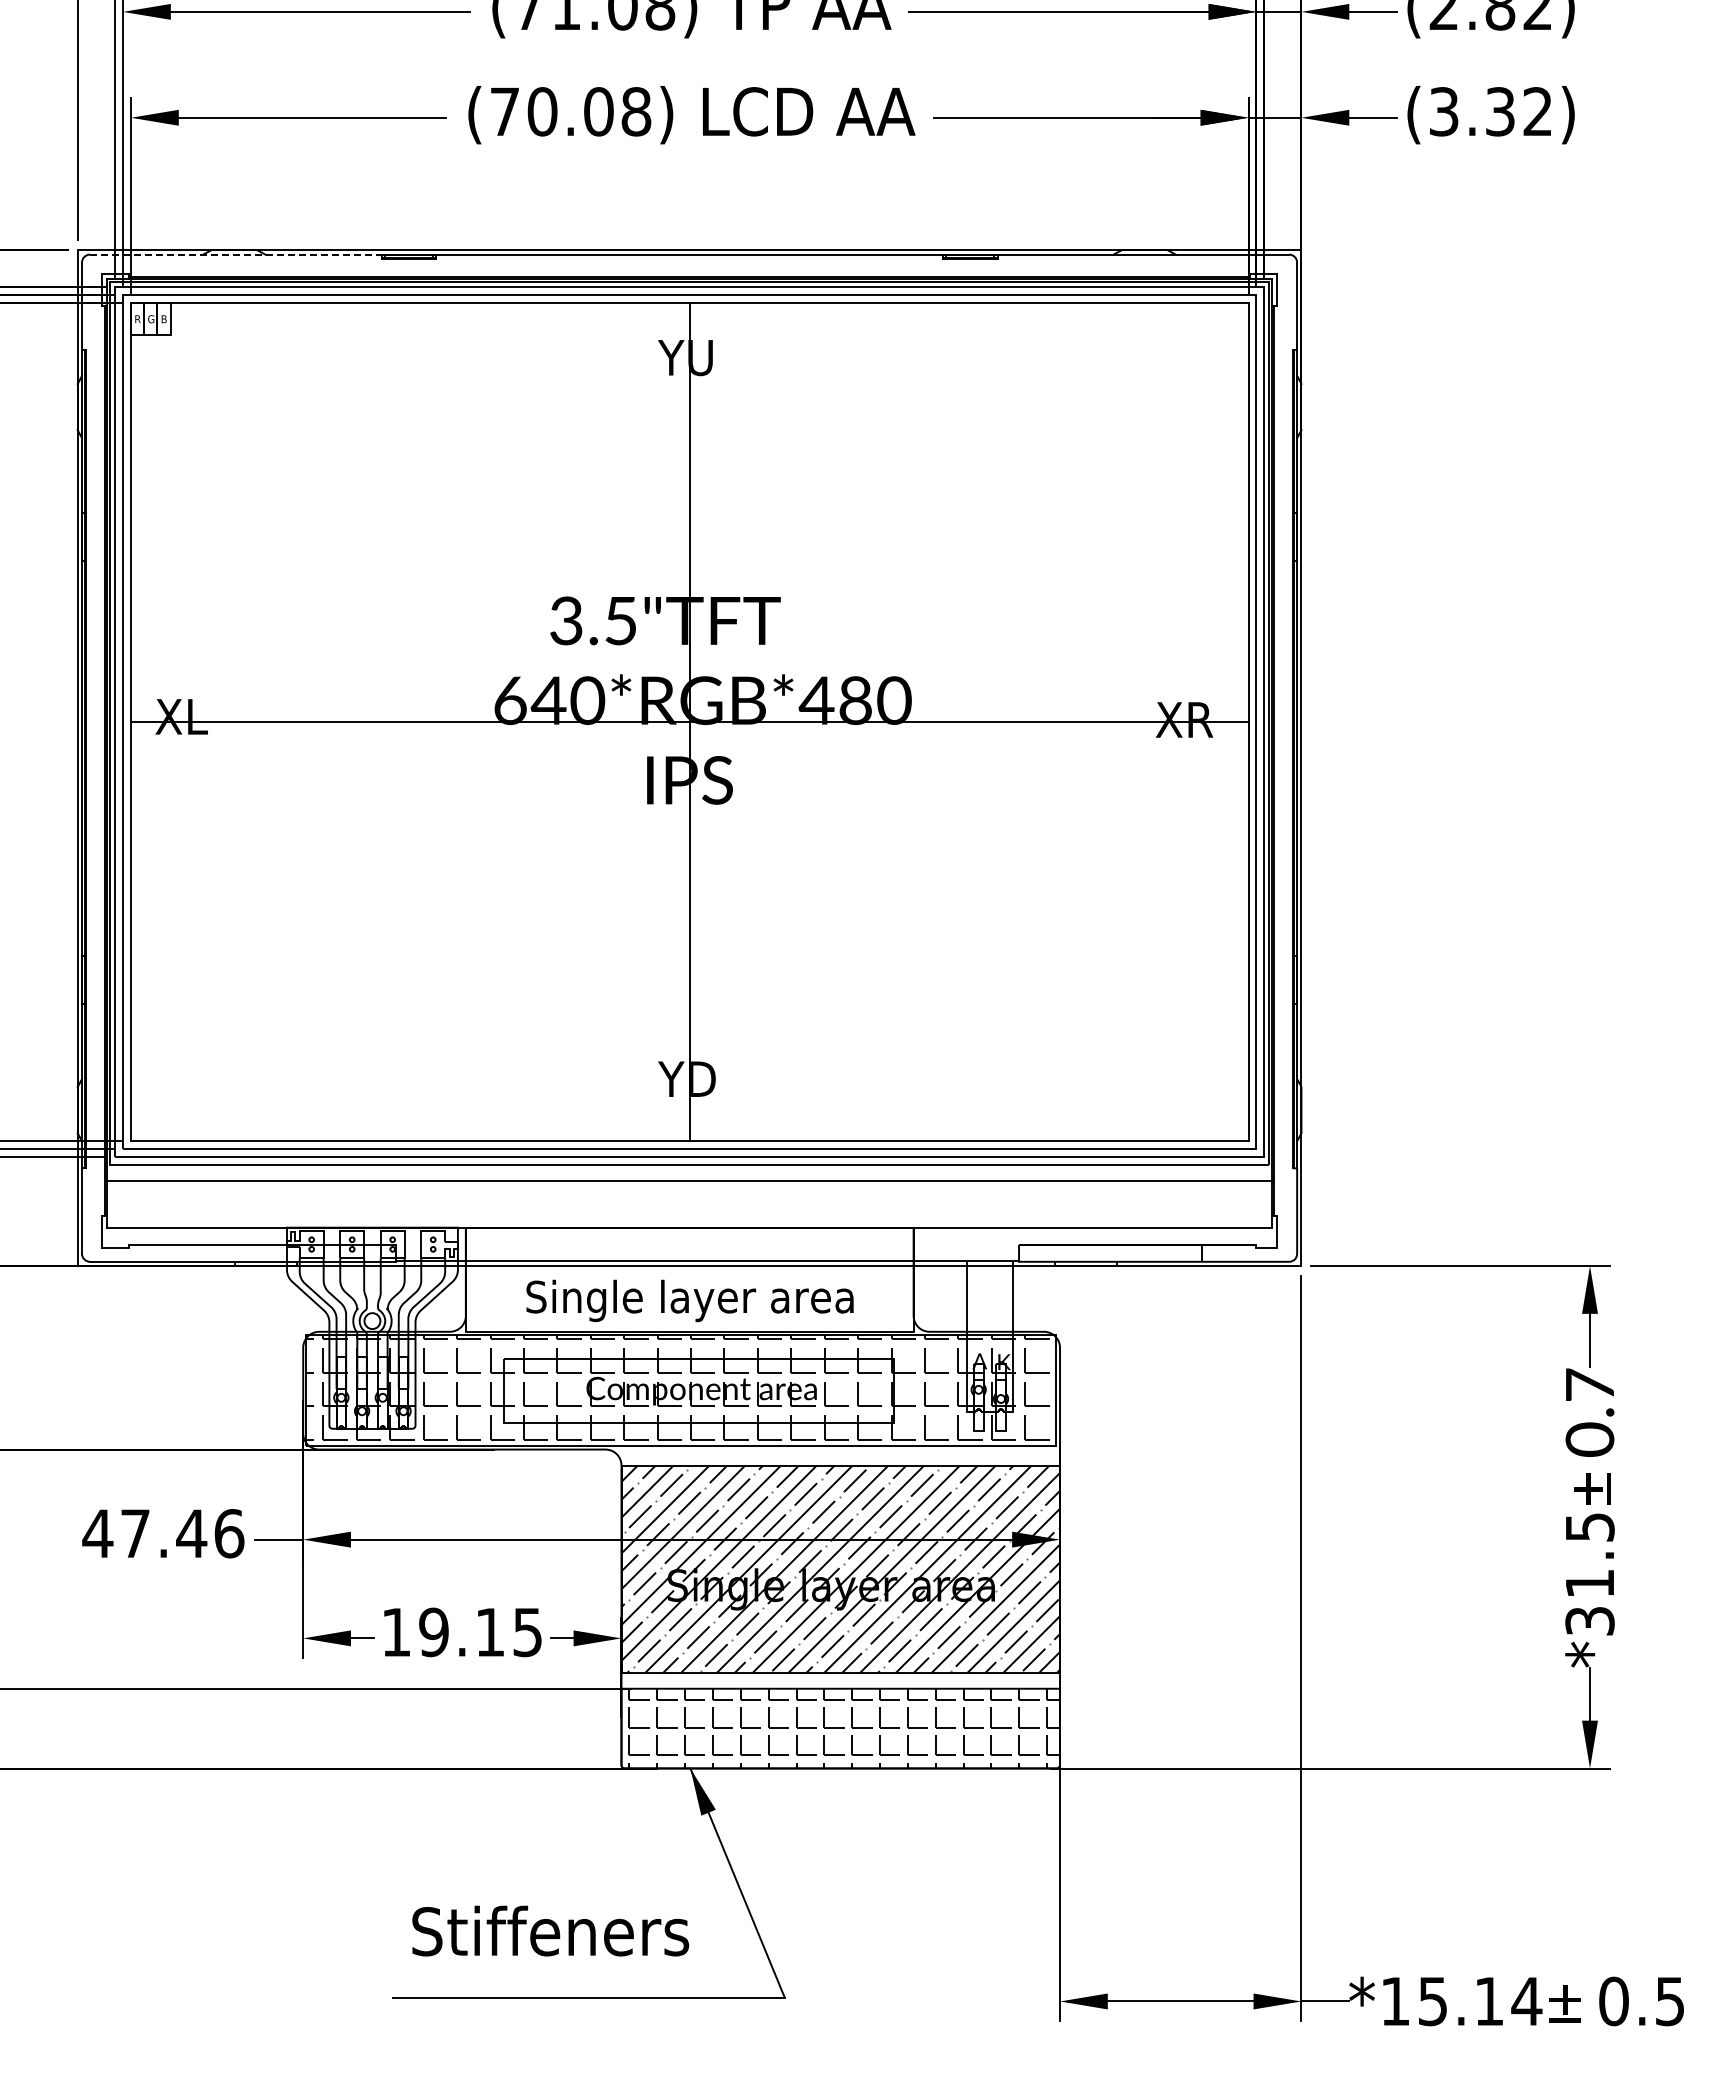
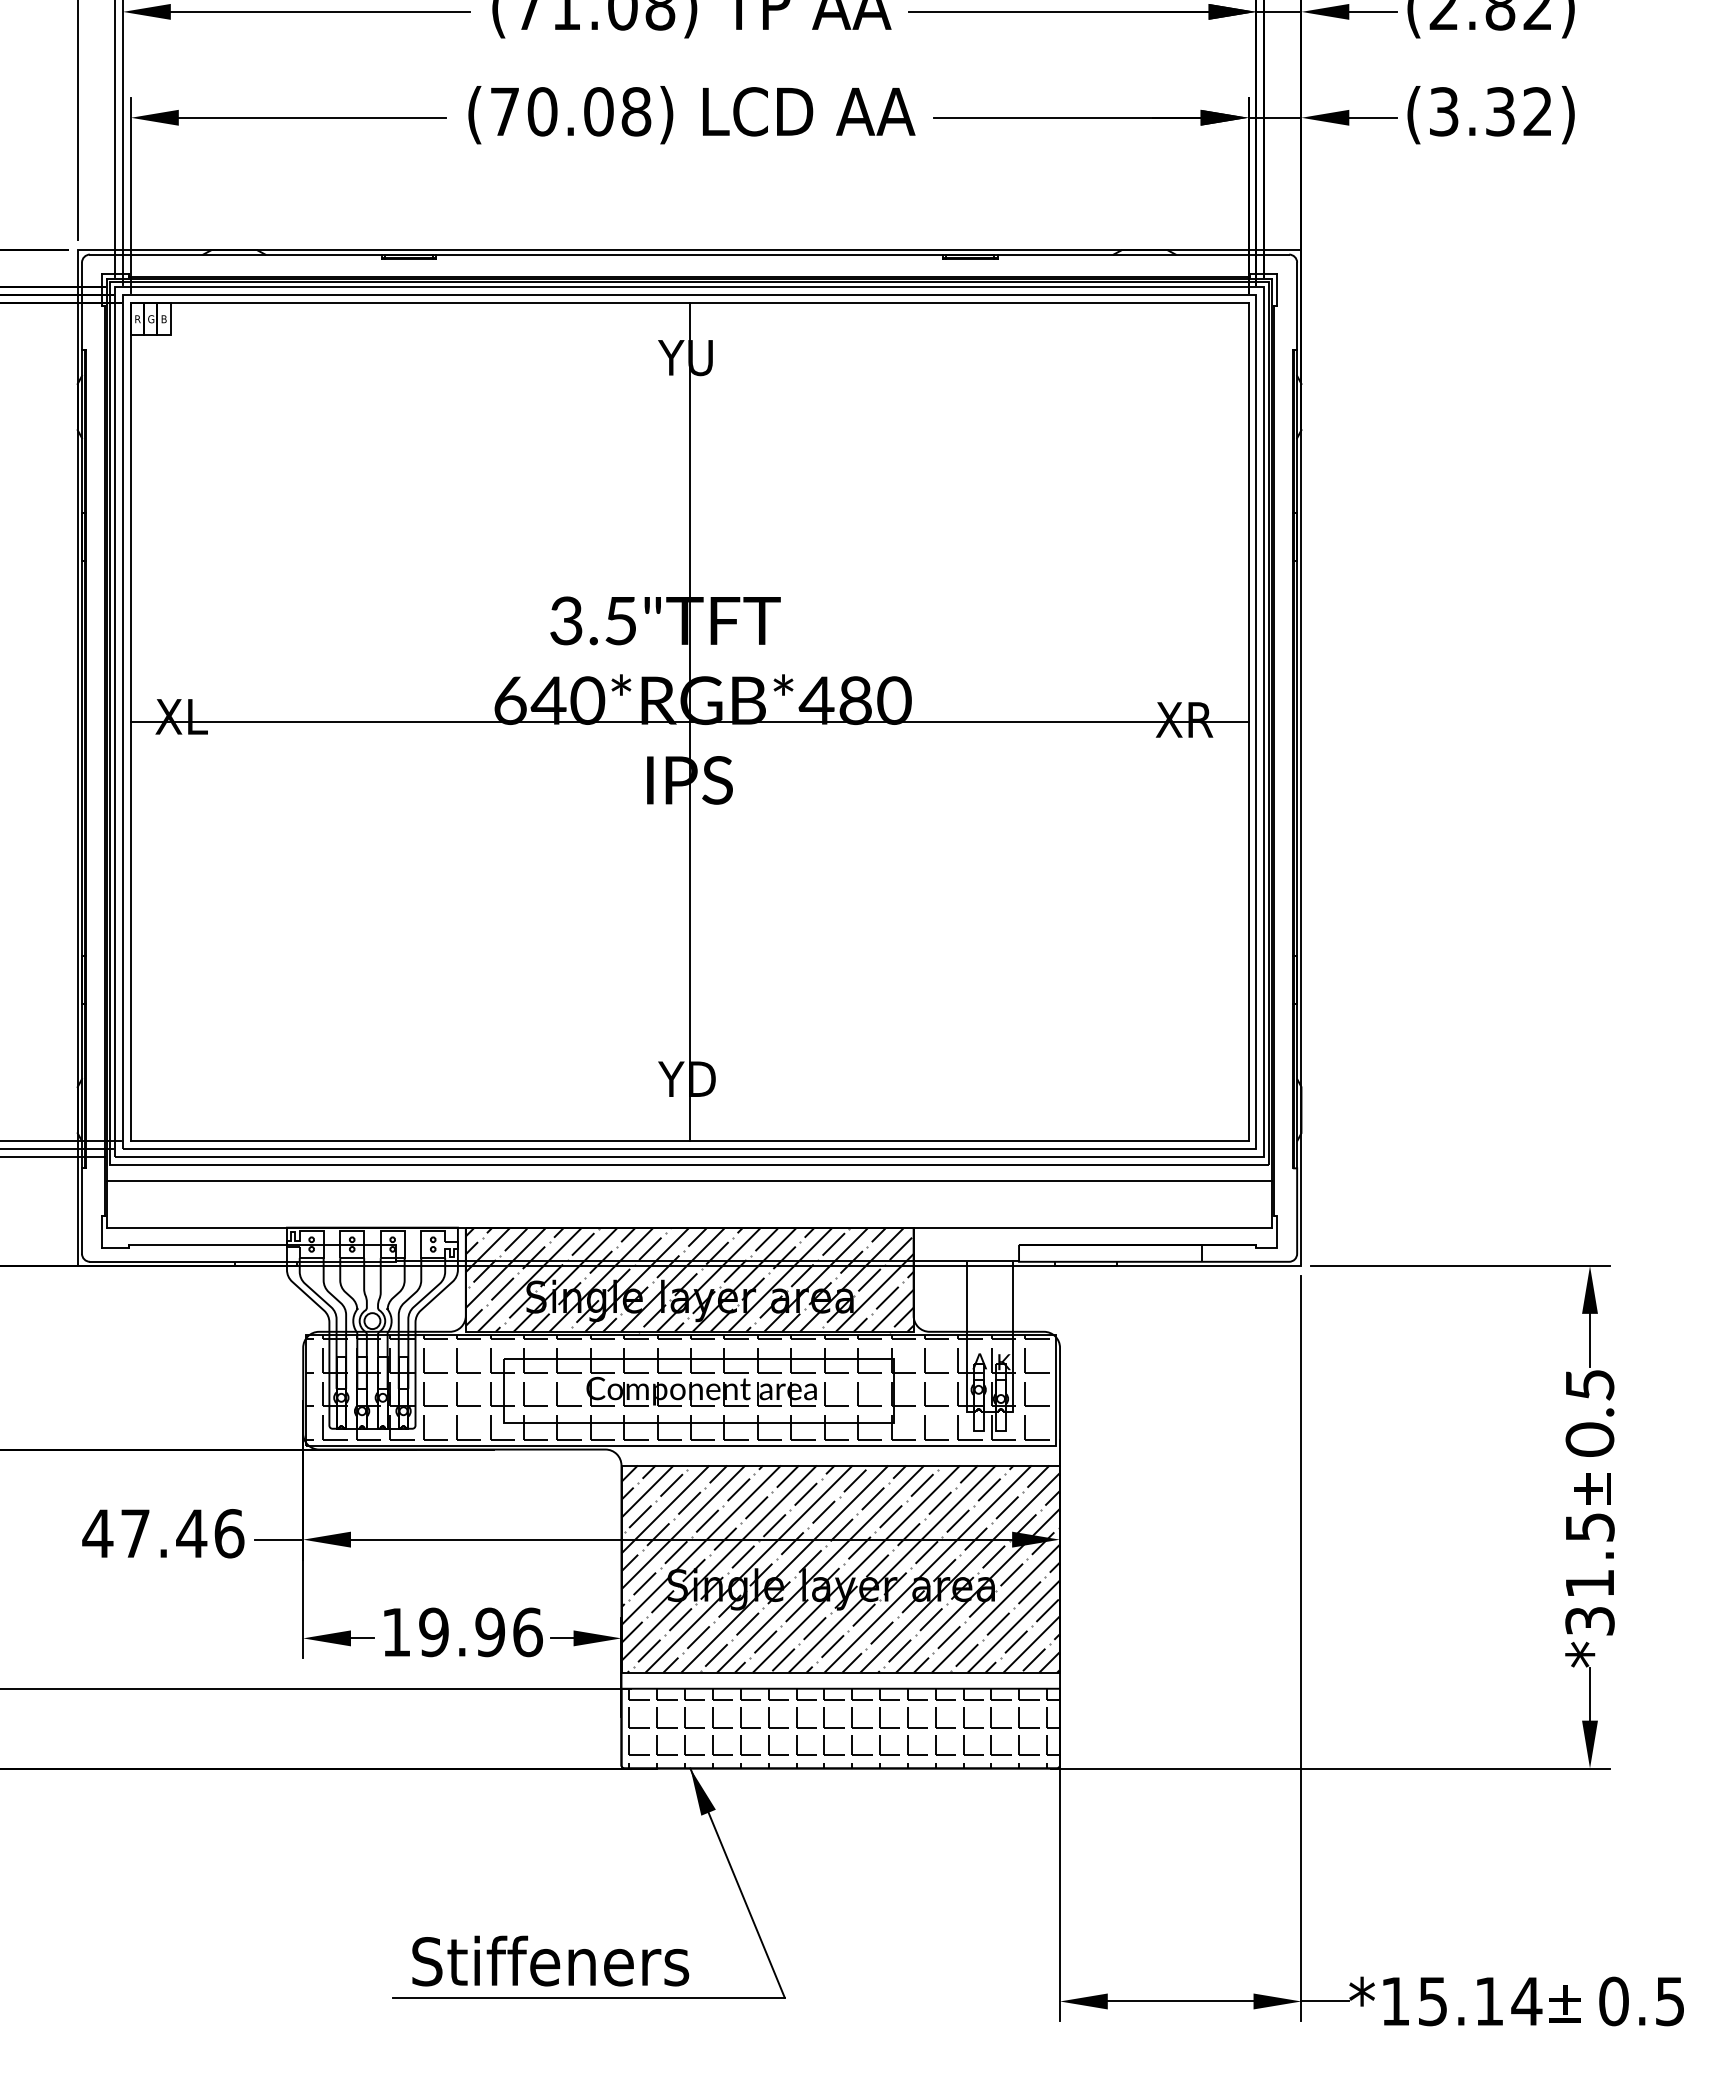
line: dashed -> solid (235, 254)
hatch: none -> present (689, 1279)
text: 0.7 -> 0.5 (1590, 1384)
text: 19.15 -> 19.96 (508, 1632)
text position: (550, 1930) -> (550, 1960) (550, 1960)
